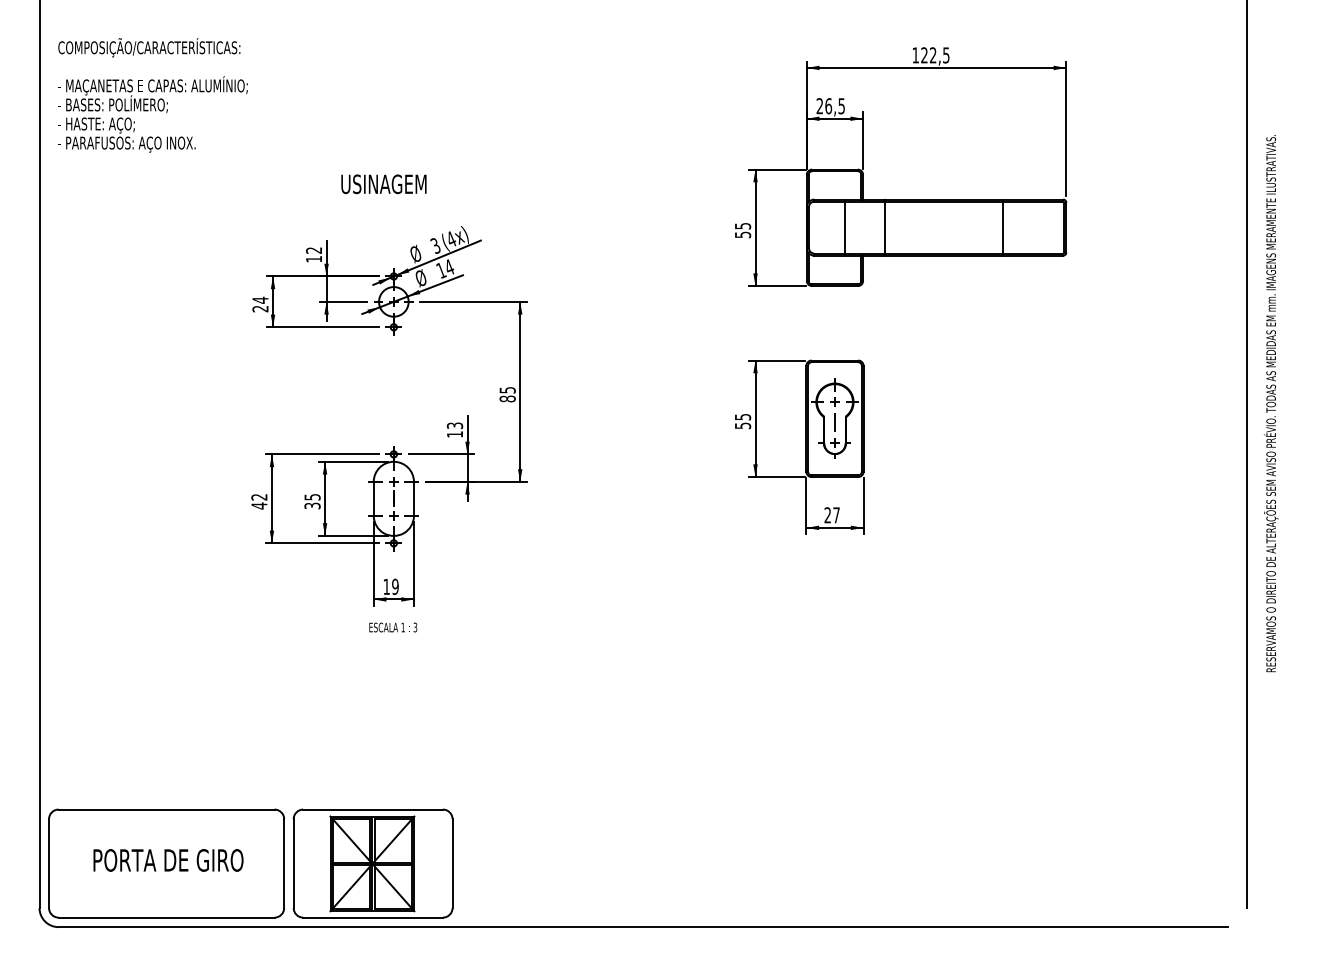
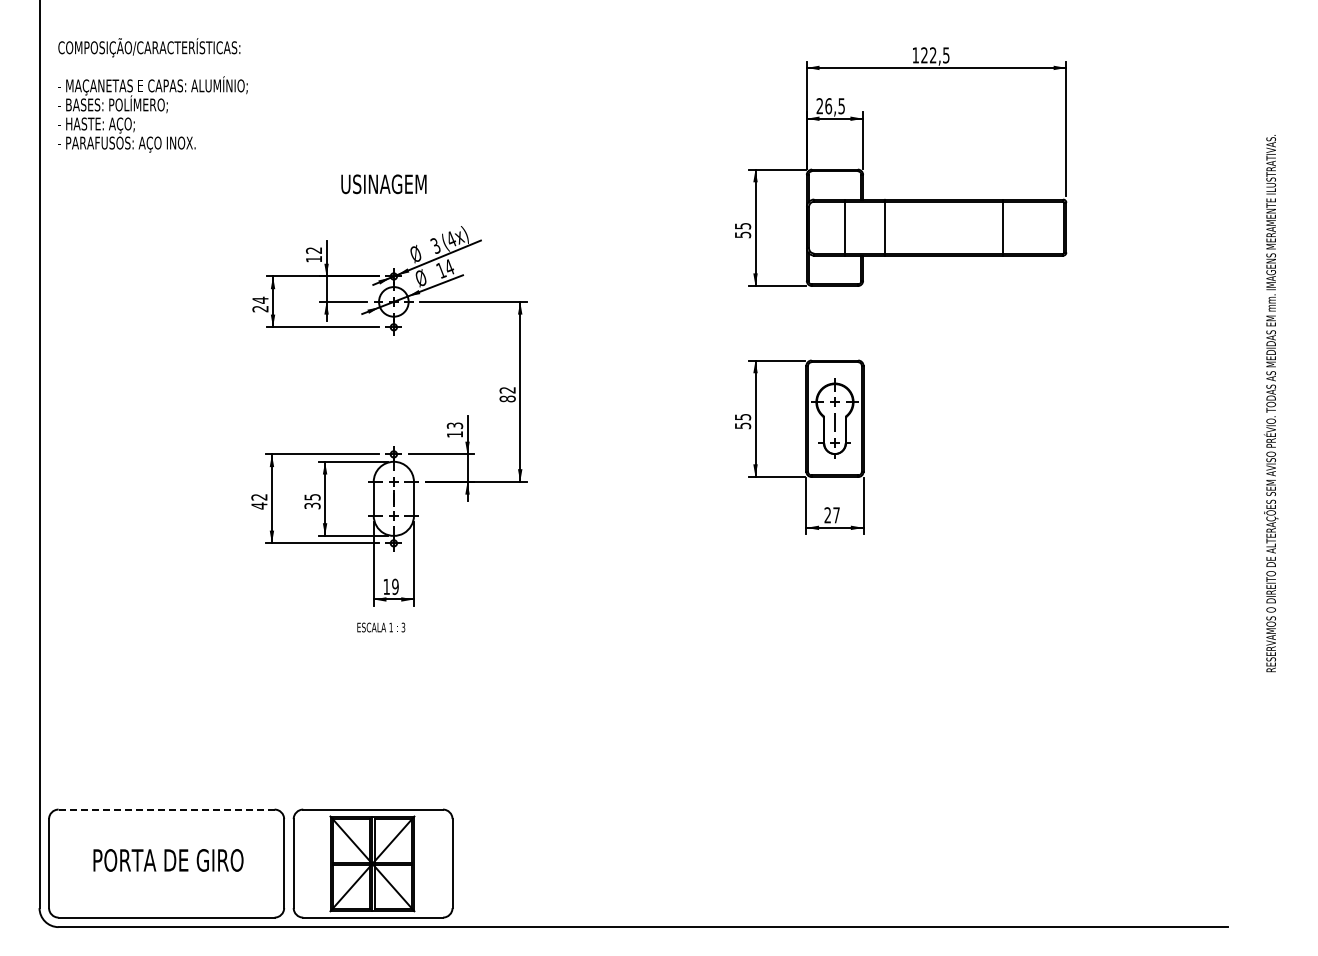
text: 85 -> 82 (507, 390)
line: present -> none (1246, 455)
text position: (393, 627) -> (381, 627) (381, 627)
line: solid -> dashed (166, 809)
